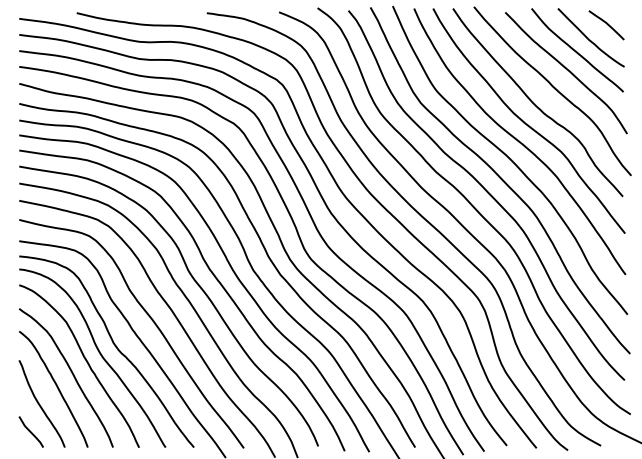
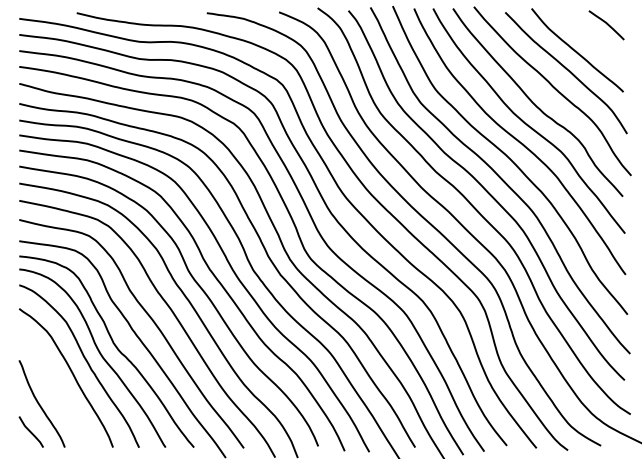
curve: present -> none (588, 37)
curve: present -> none (56, 387)
